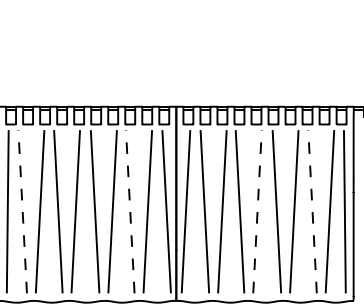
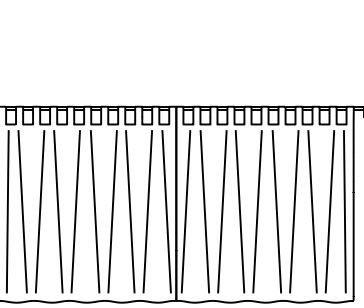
line: dashed -> solid (22, 211)
line: dashed -> solid (130, 211)
line: dashed -> solid (257, 211)
line: dashed -> solid (312, 211)
